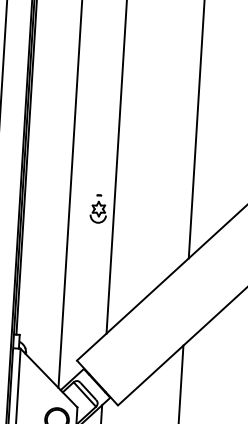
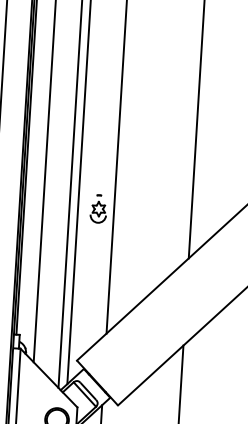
line: none -> present (44, 182)
line: none -> present (78, 193)
